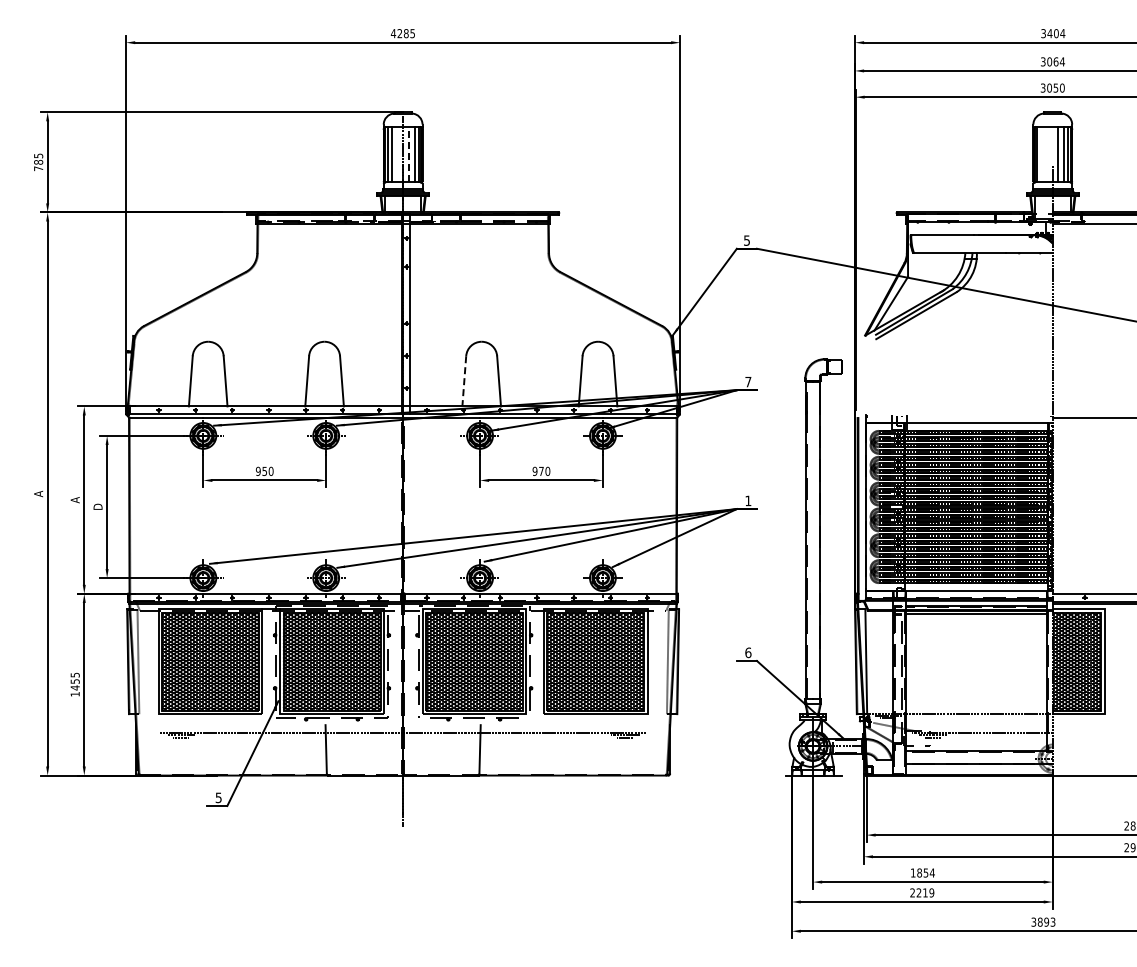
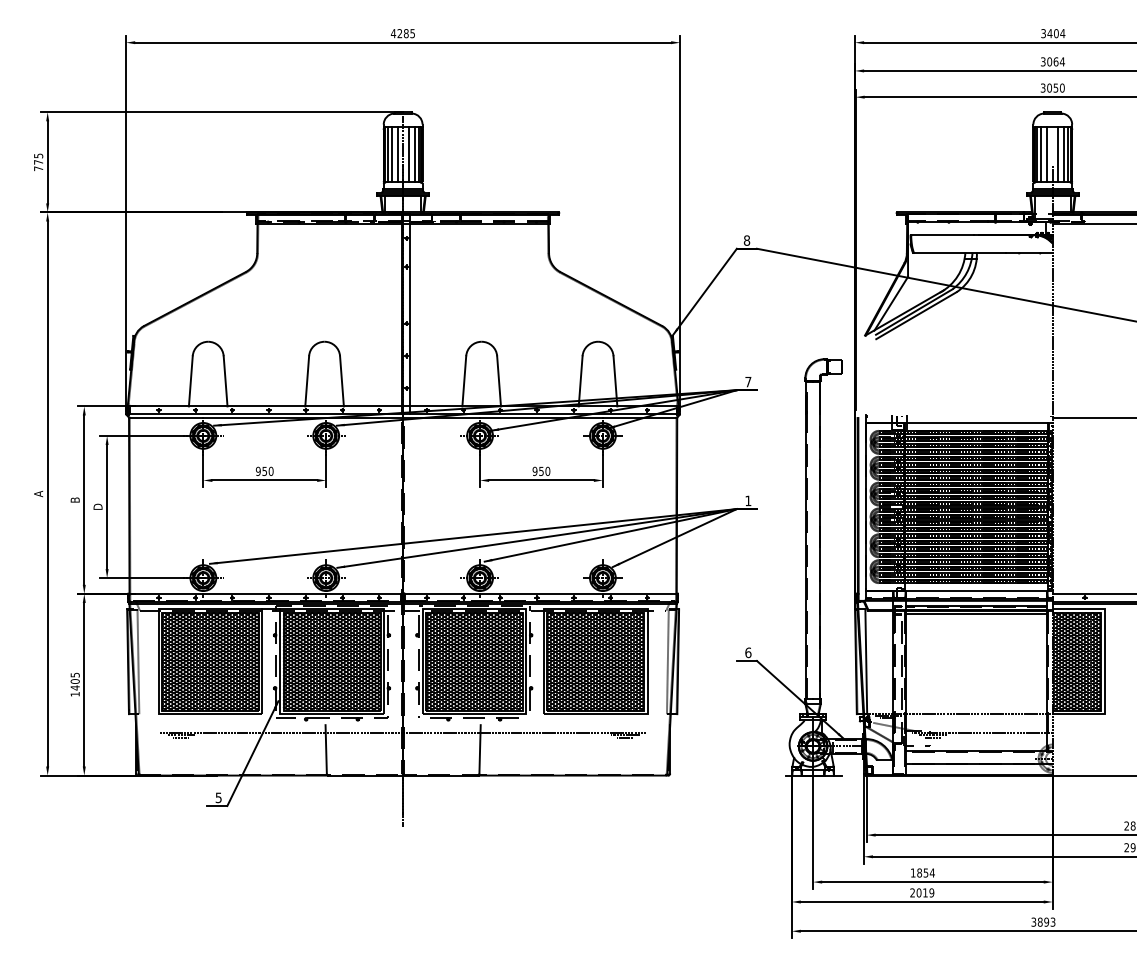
line: none -> present (397, 154)
line: dashed -> solid (408, 154)
line: none -> present (1041, 154)
line: none -> present (1047, 154)
text: 785 -> 775 (38, 161)
text: 5 -> 8 (747, 240)
line: dashed -> solid (464, 381)
text: 970 -> 950 (541, 471)
text: A -> B (74, 500)
text: 1455 -> 1405 (74, 681)
text: 2219 -> 2019 (918, 892)
